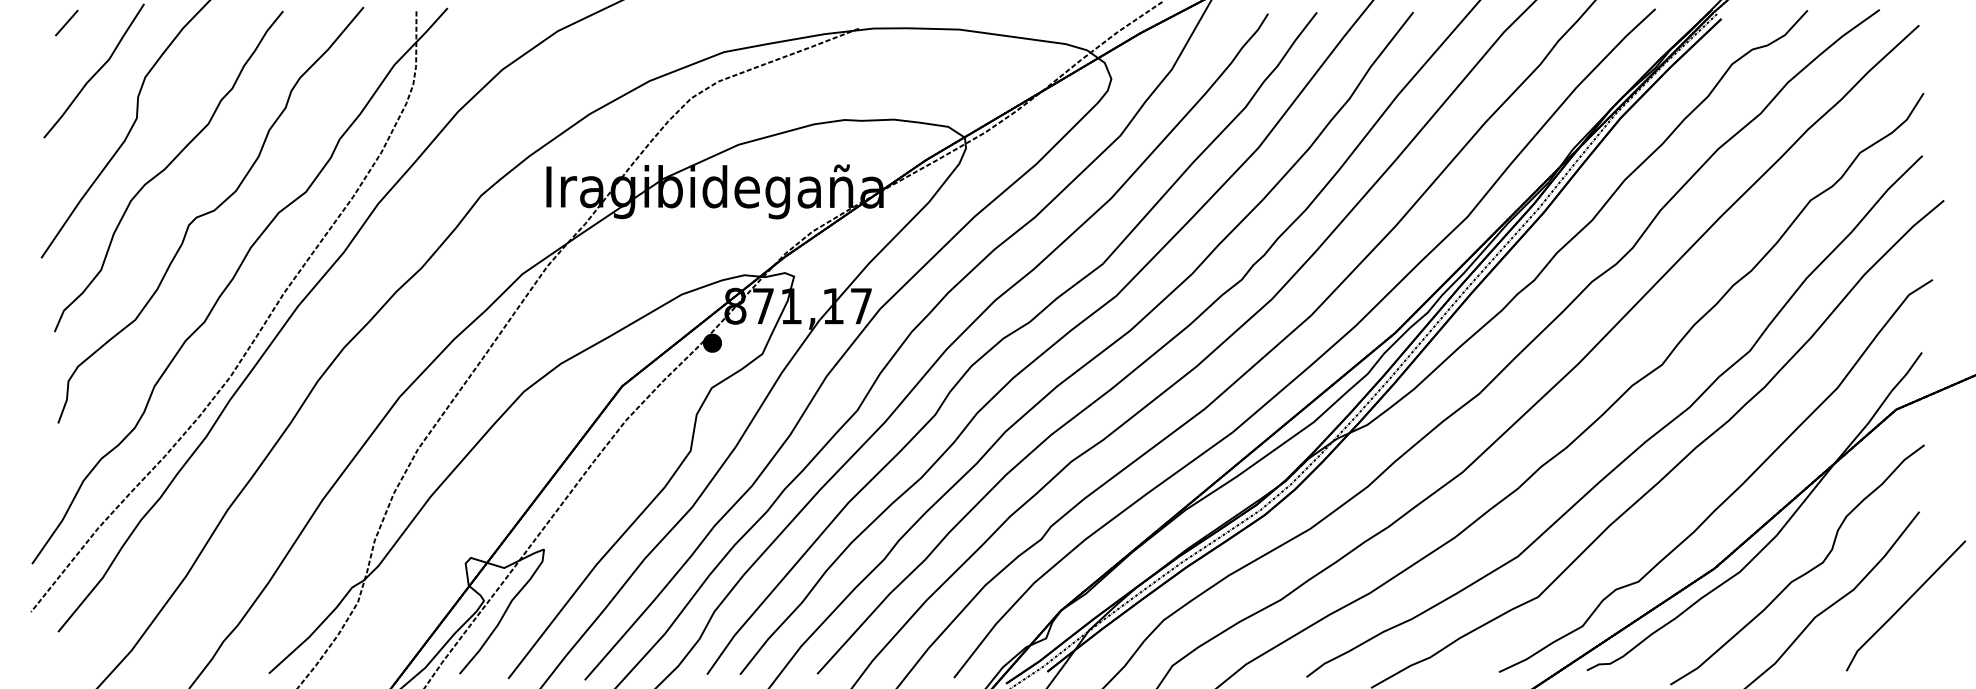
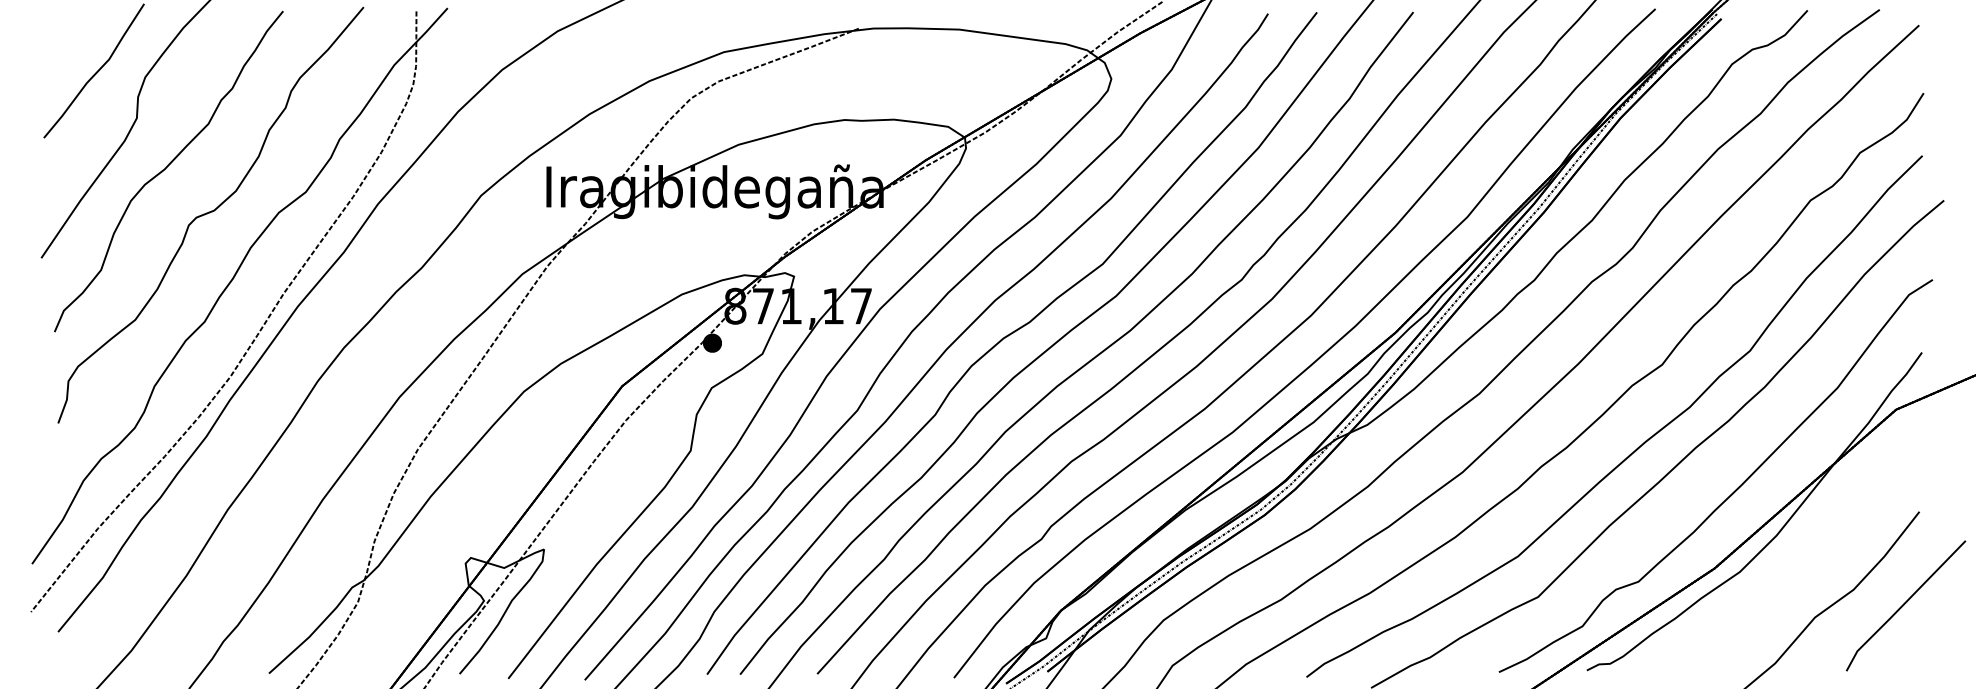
line: present -> none (66, 22)
part: present -> none (1802, 574)
